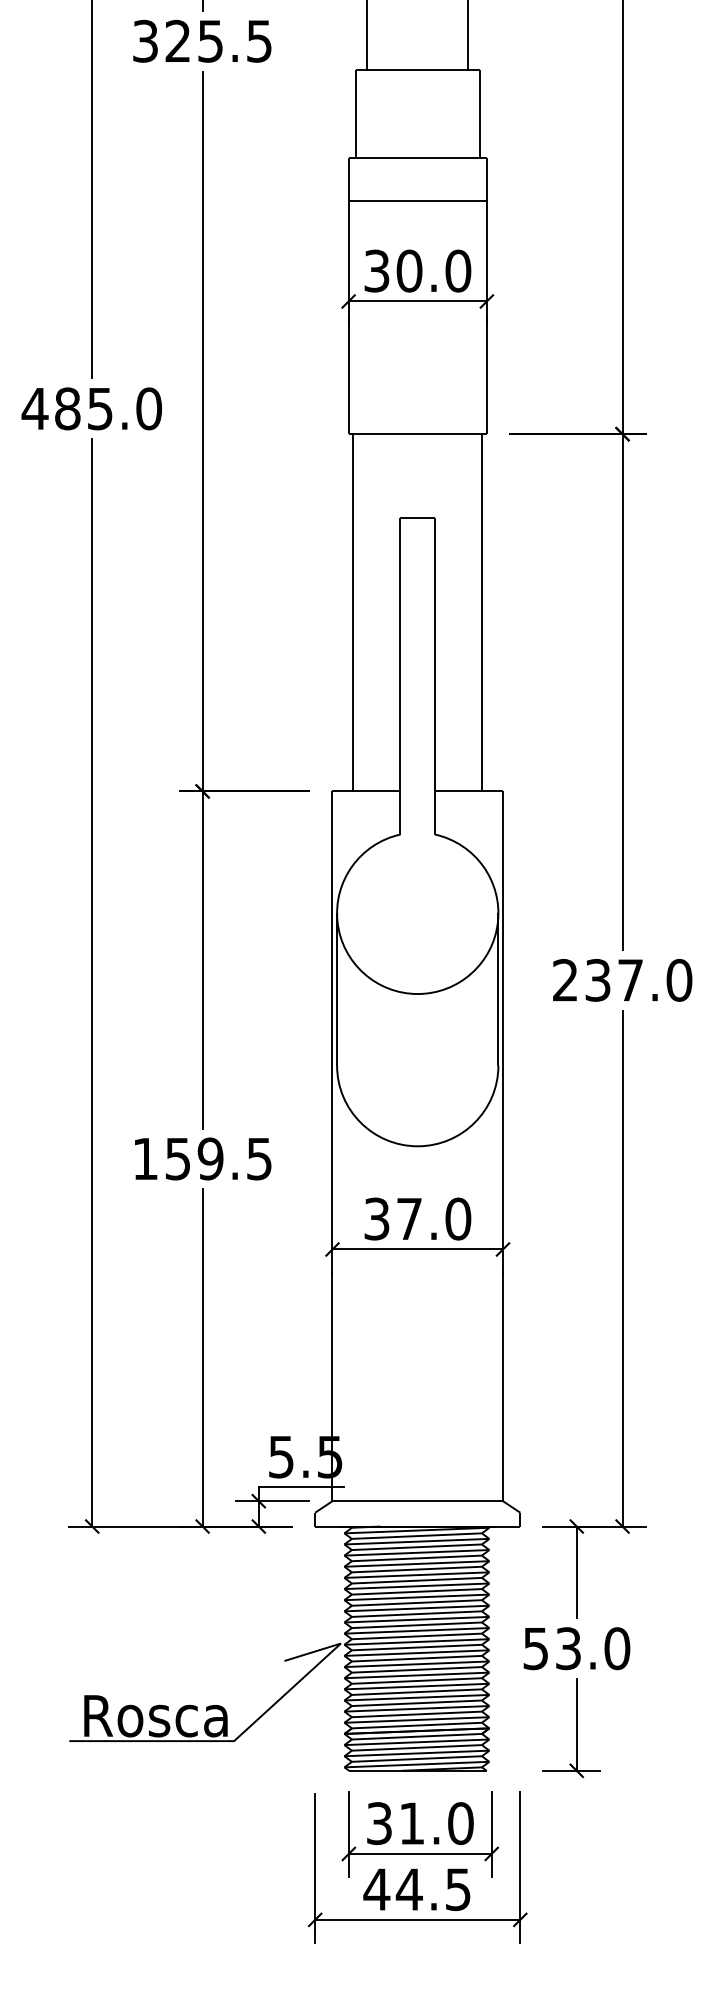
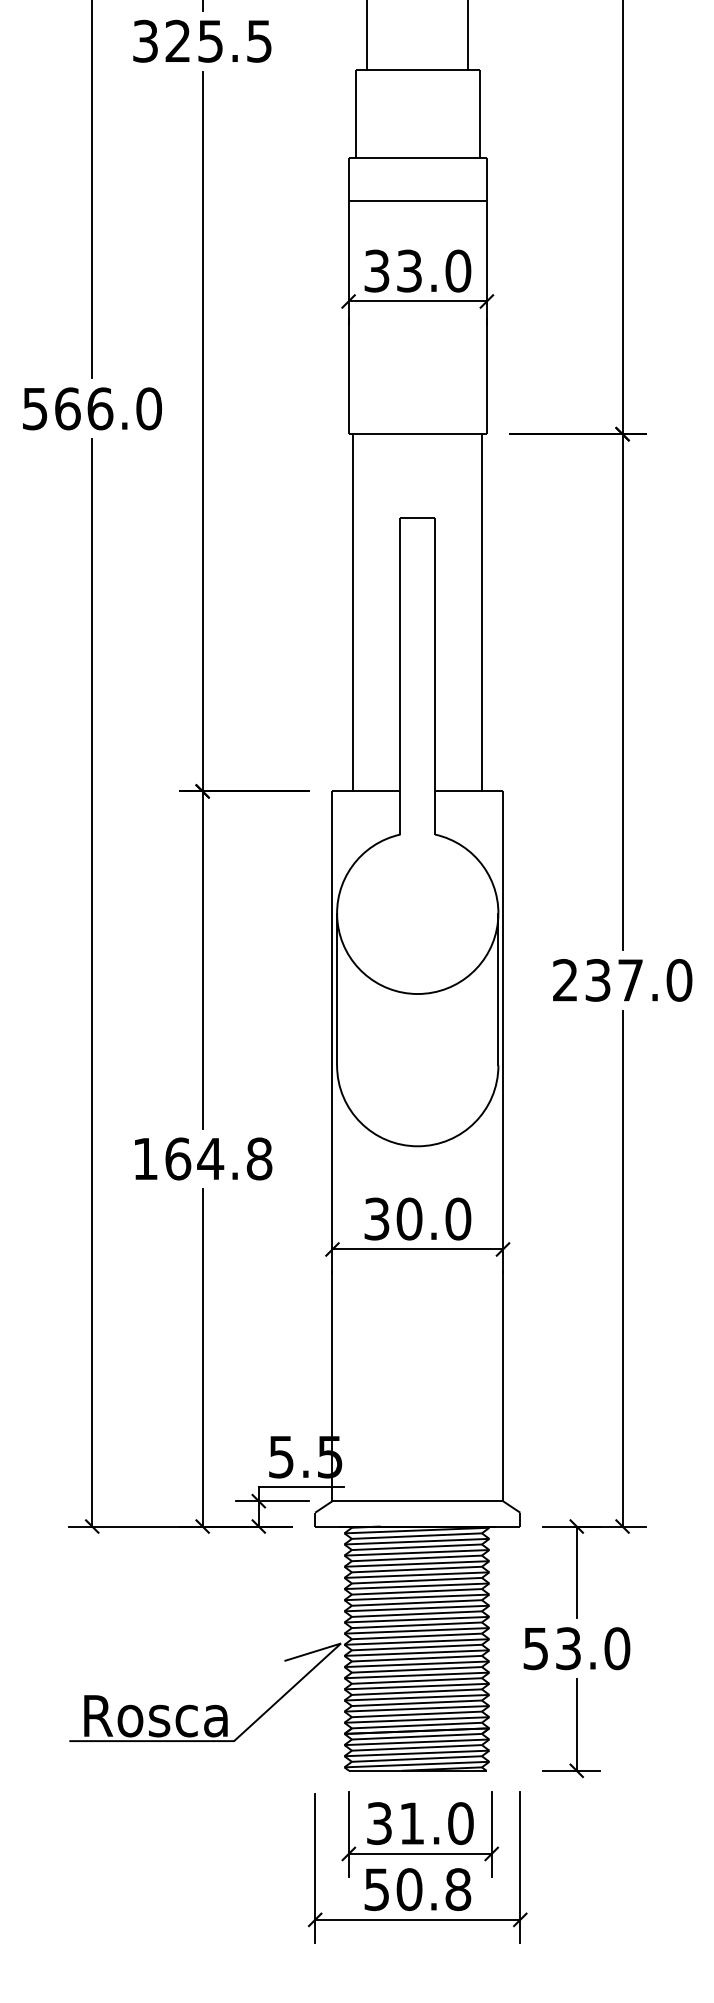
text: 30.0 -> 33.0 (409, 270)
text: 485.0 -> 566.0 (67, 408)
text: 159.5 -> 164.8 (218, 1158)
text: 37.0 -> 30.0 (409, 1218)
text: 44.5 -> 50.8 (417, 1889)
